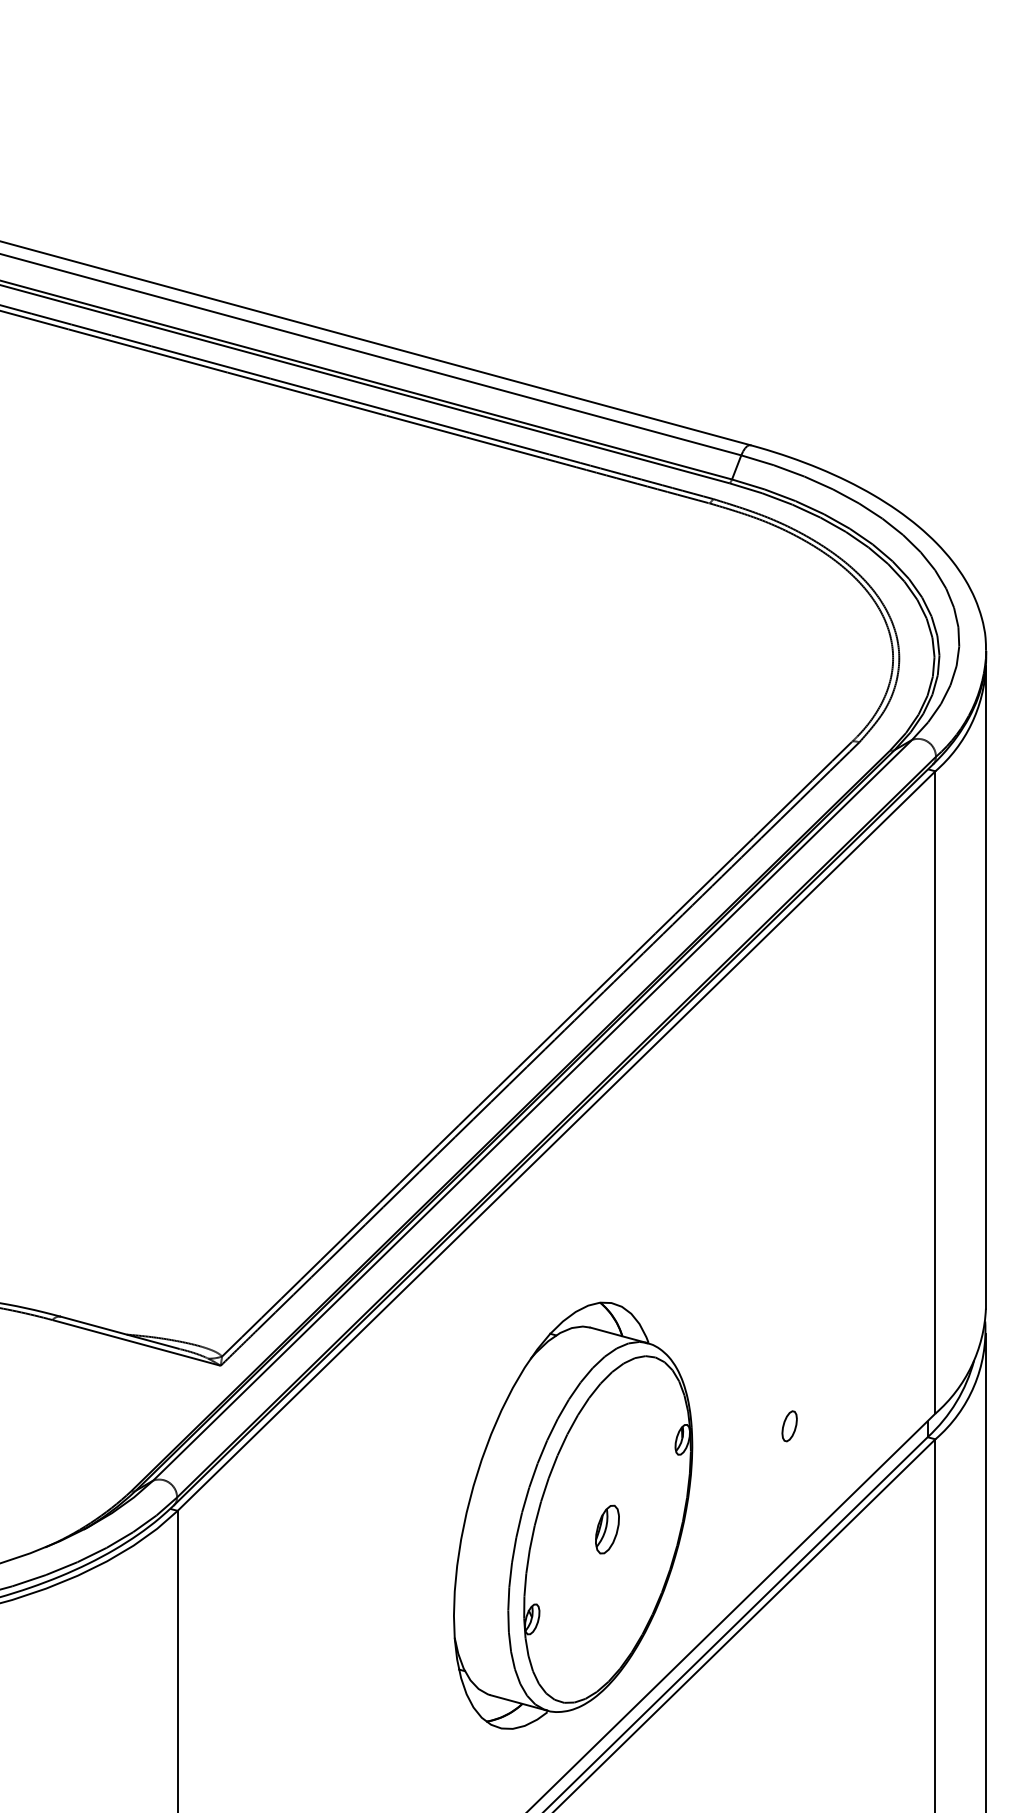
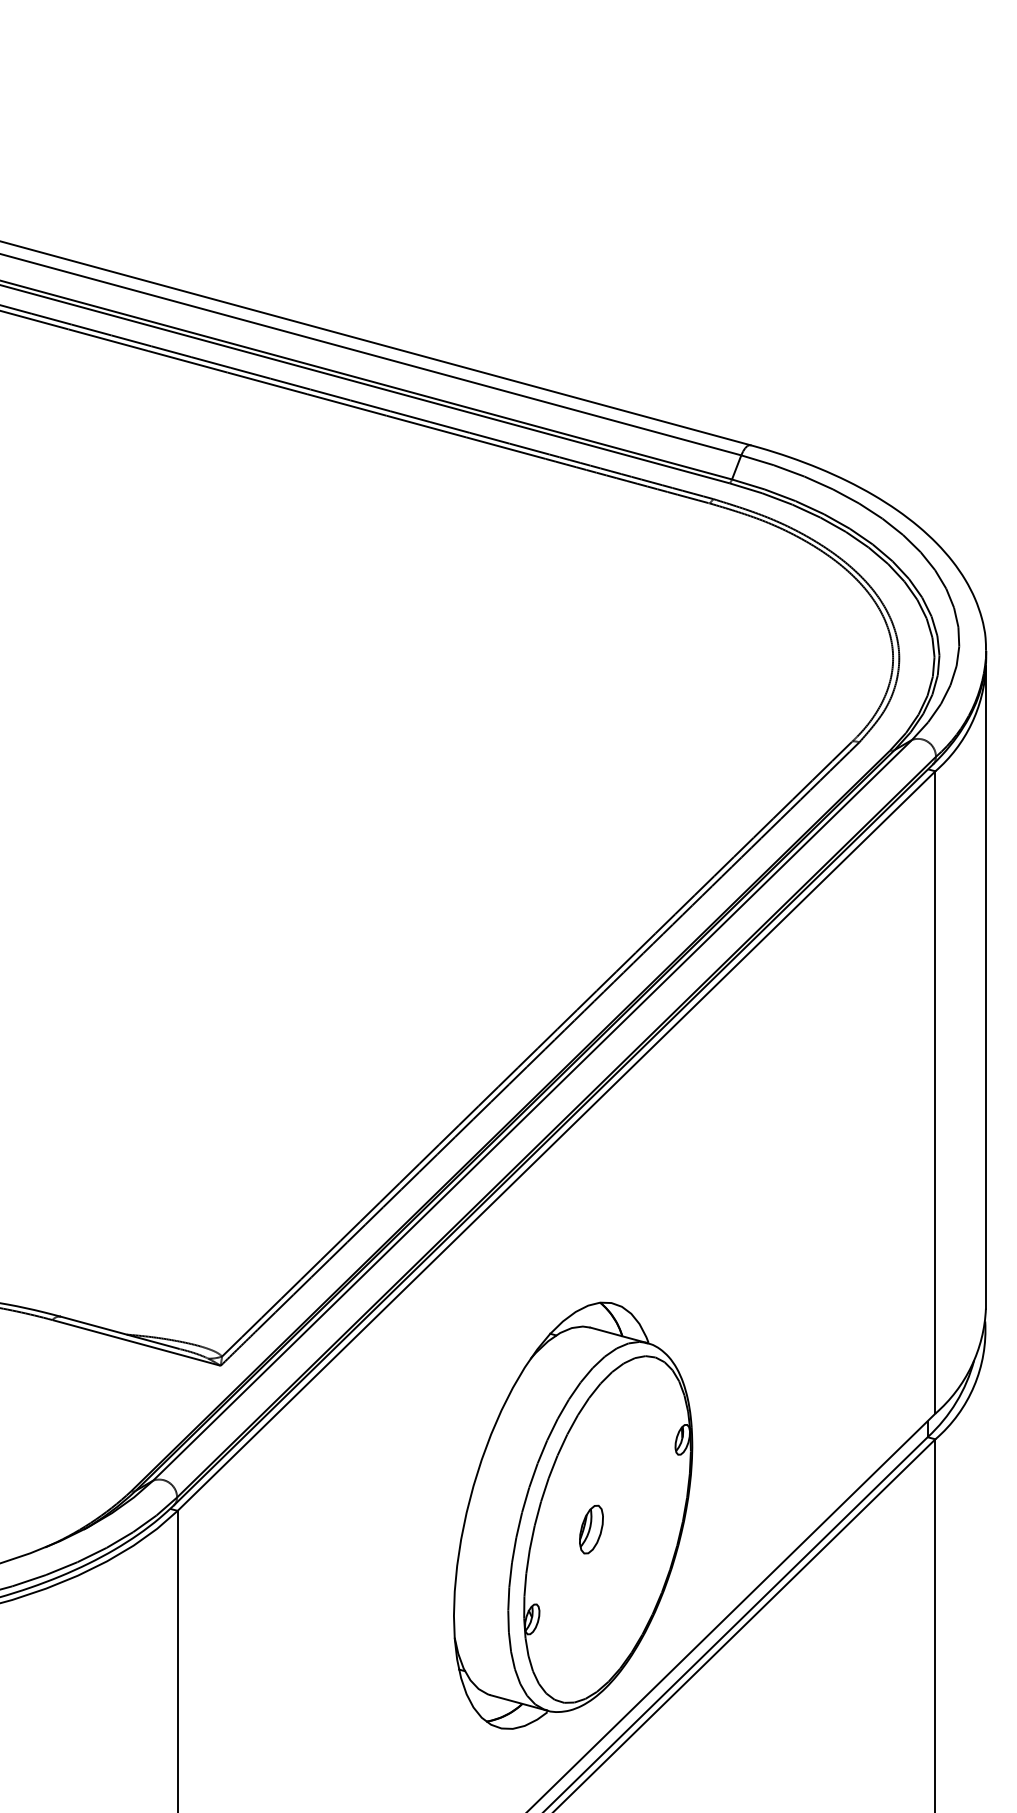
part: present -> none (789, 1426)
part position: (607, 1529) -> (591, 1529) (591, 1529)
line: present -> none (985, 1571)
